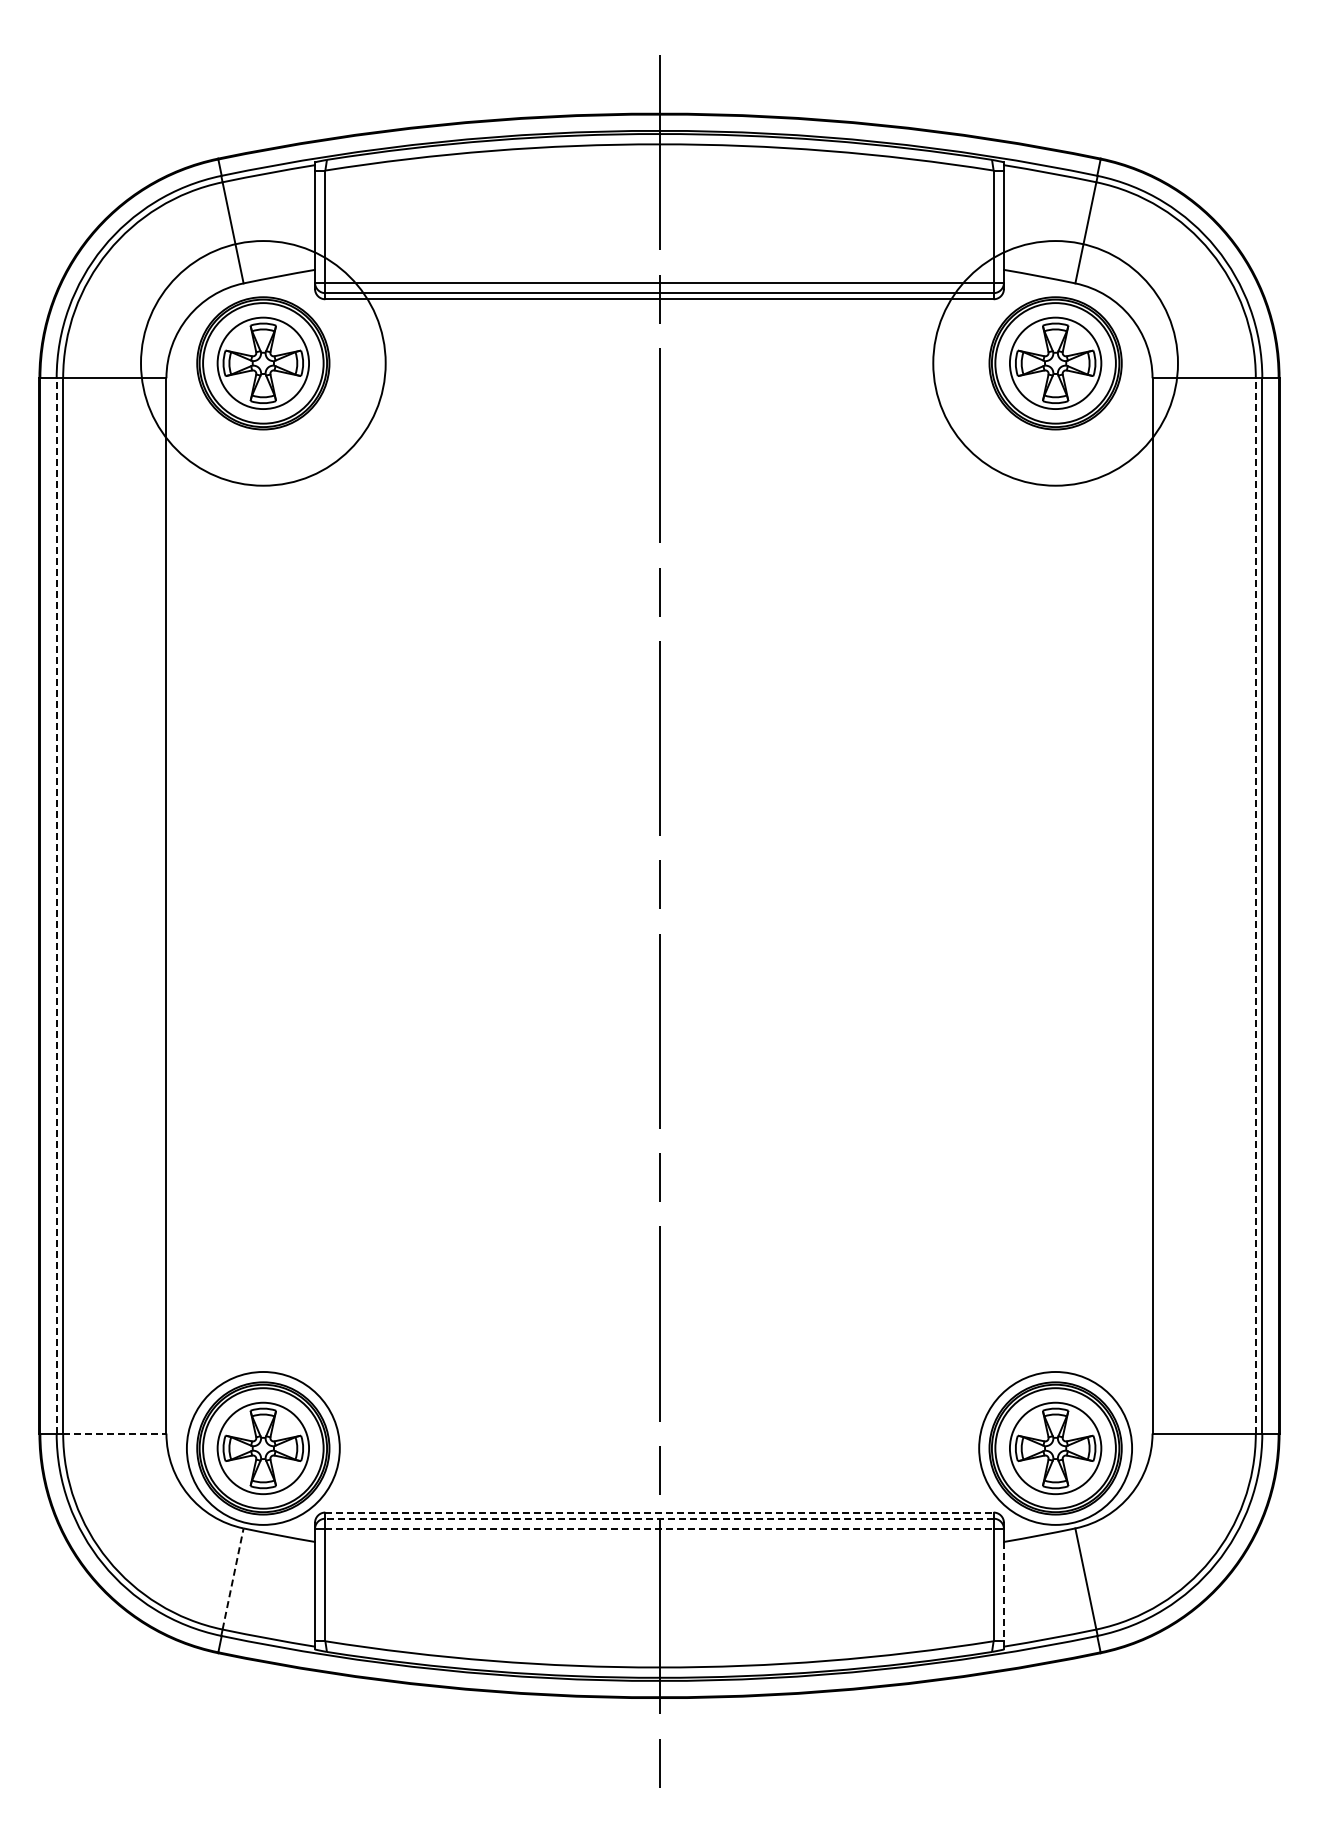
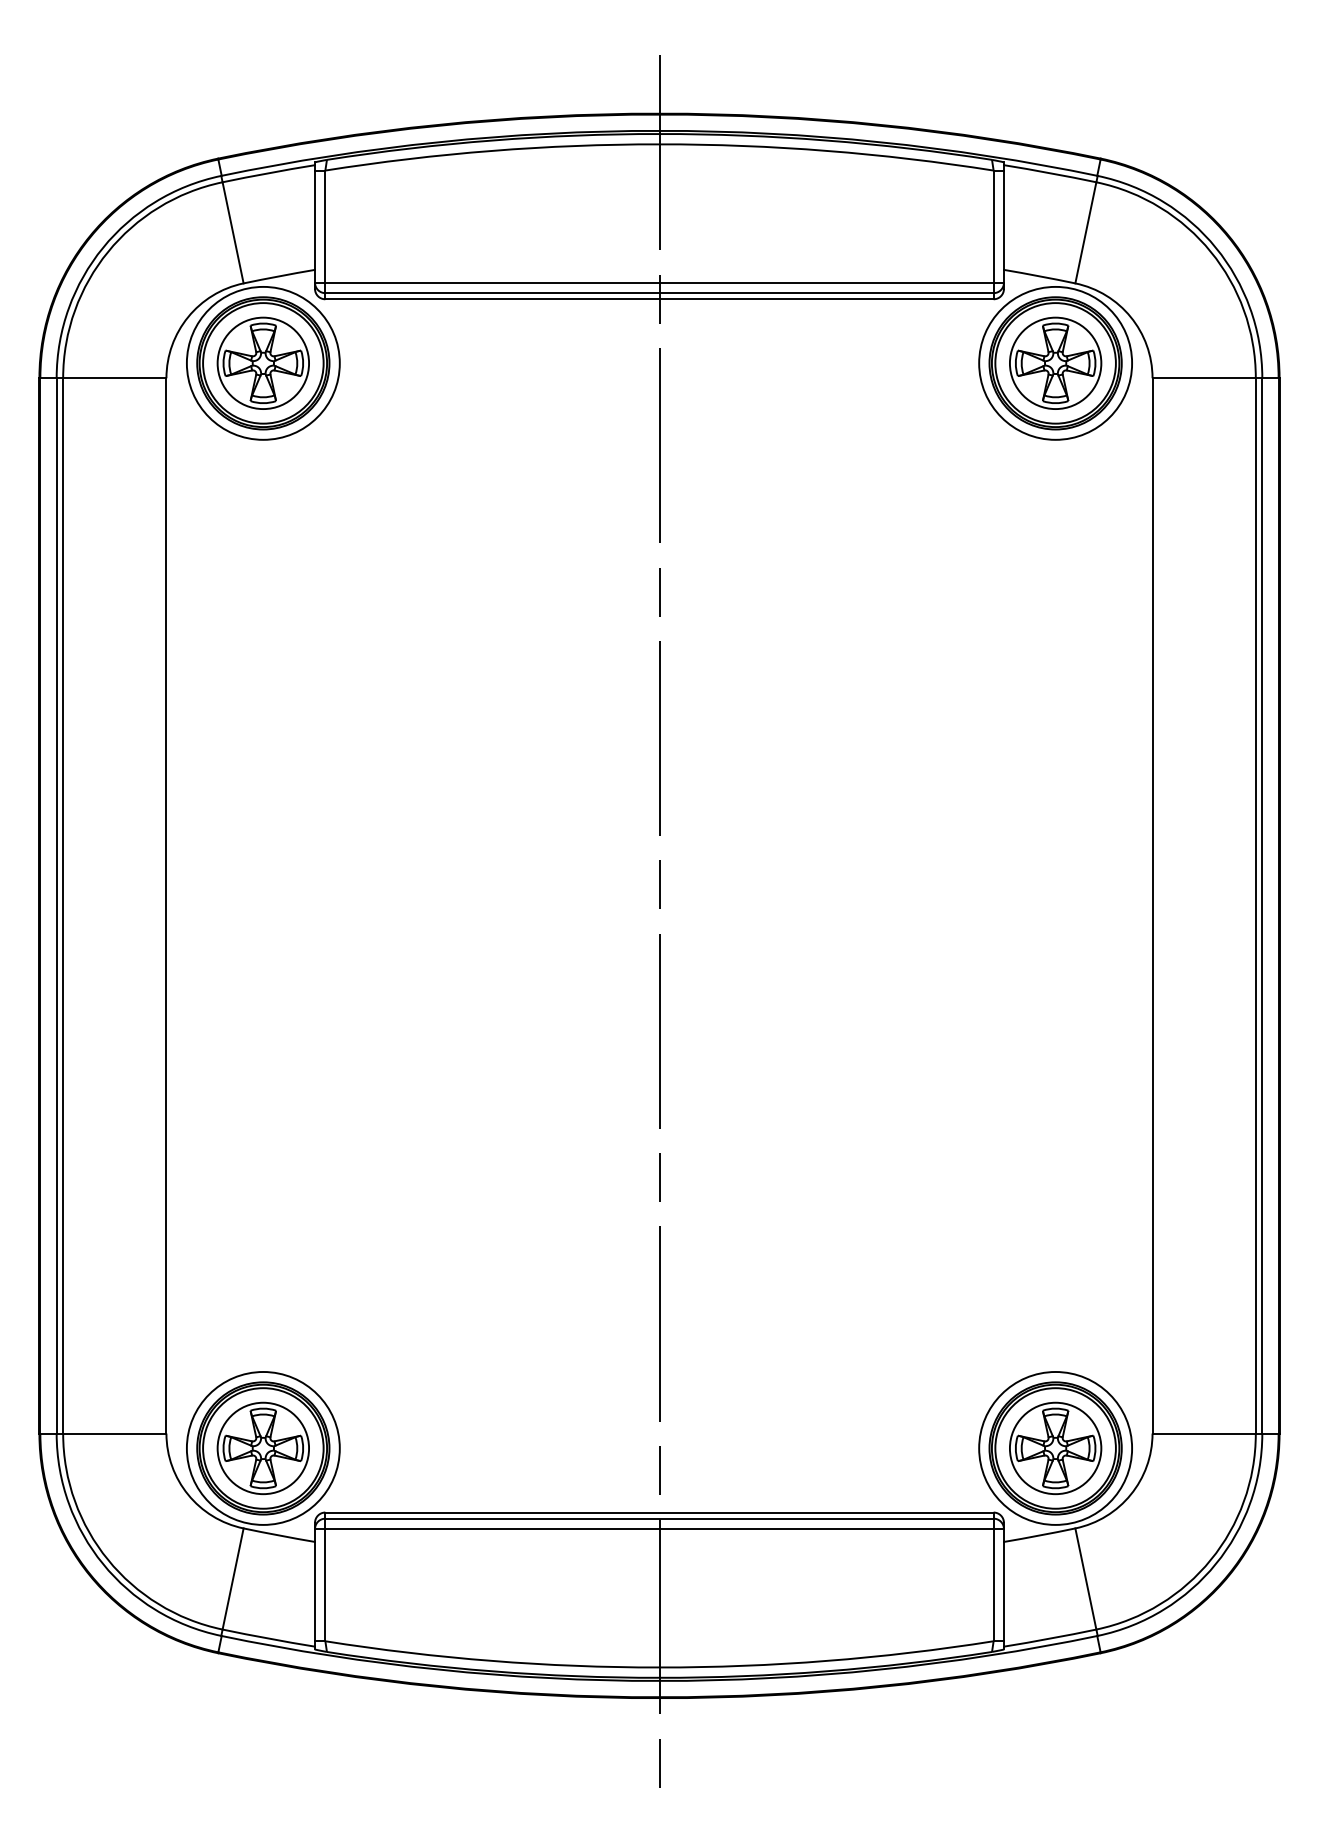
circle diameter: 245 px -> 153 px (262, 362)
circle diameter: 245 px -> 153 px (1055, 362)
line: dashed -> solid (56, 905)
line: dashed -> solid (1255, 905)
line: dashed -> solid (114, 1433)
line: dashed -> solid (659, 1512)
line: dashed -> solid (659, 1518)
line: dashed -> solid (659, 1529)
line: dashed -> solid (233, 1578)
line: dashed -> solid (1003, 1594)
